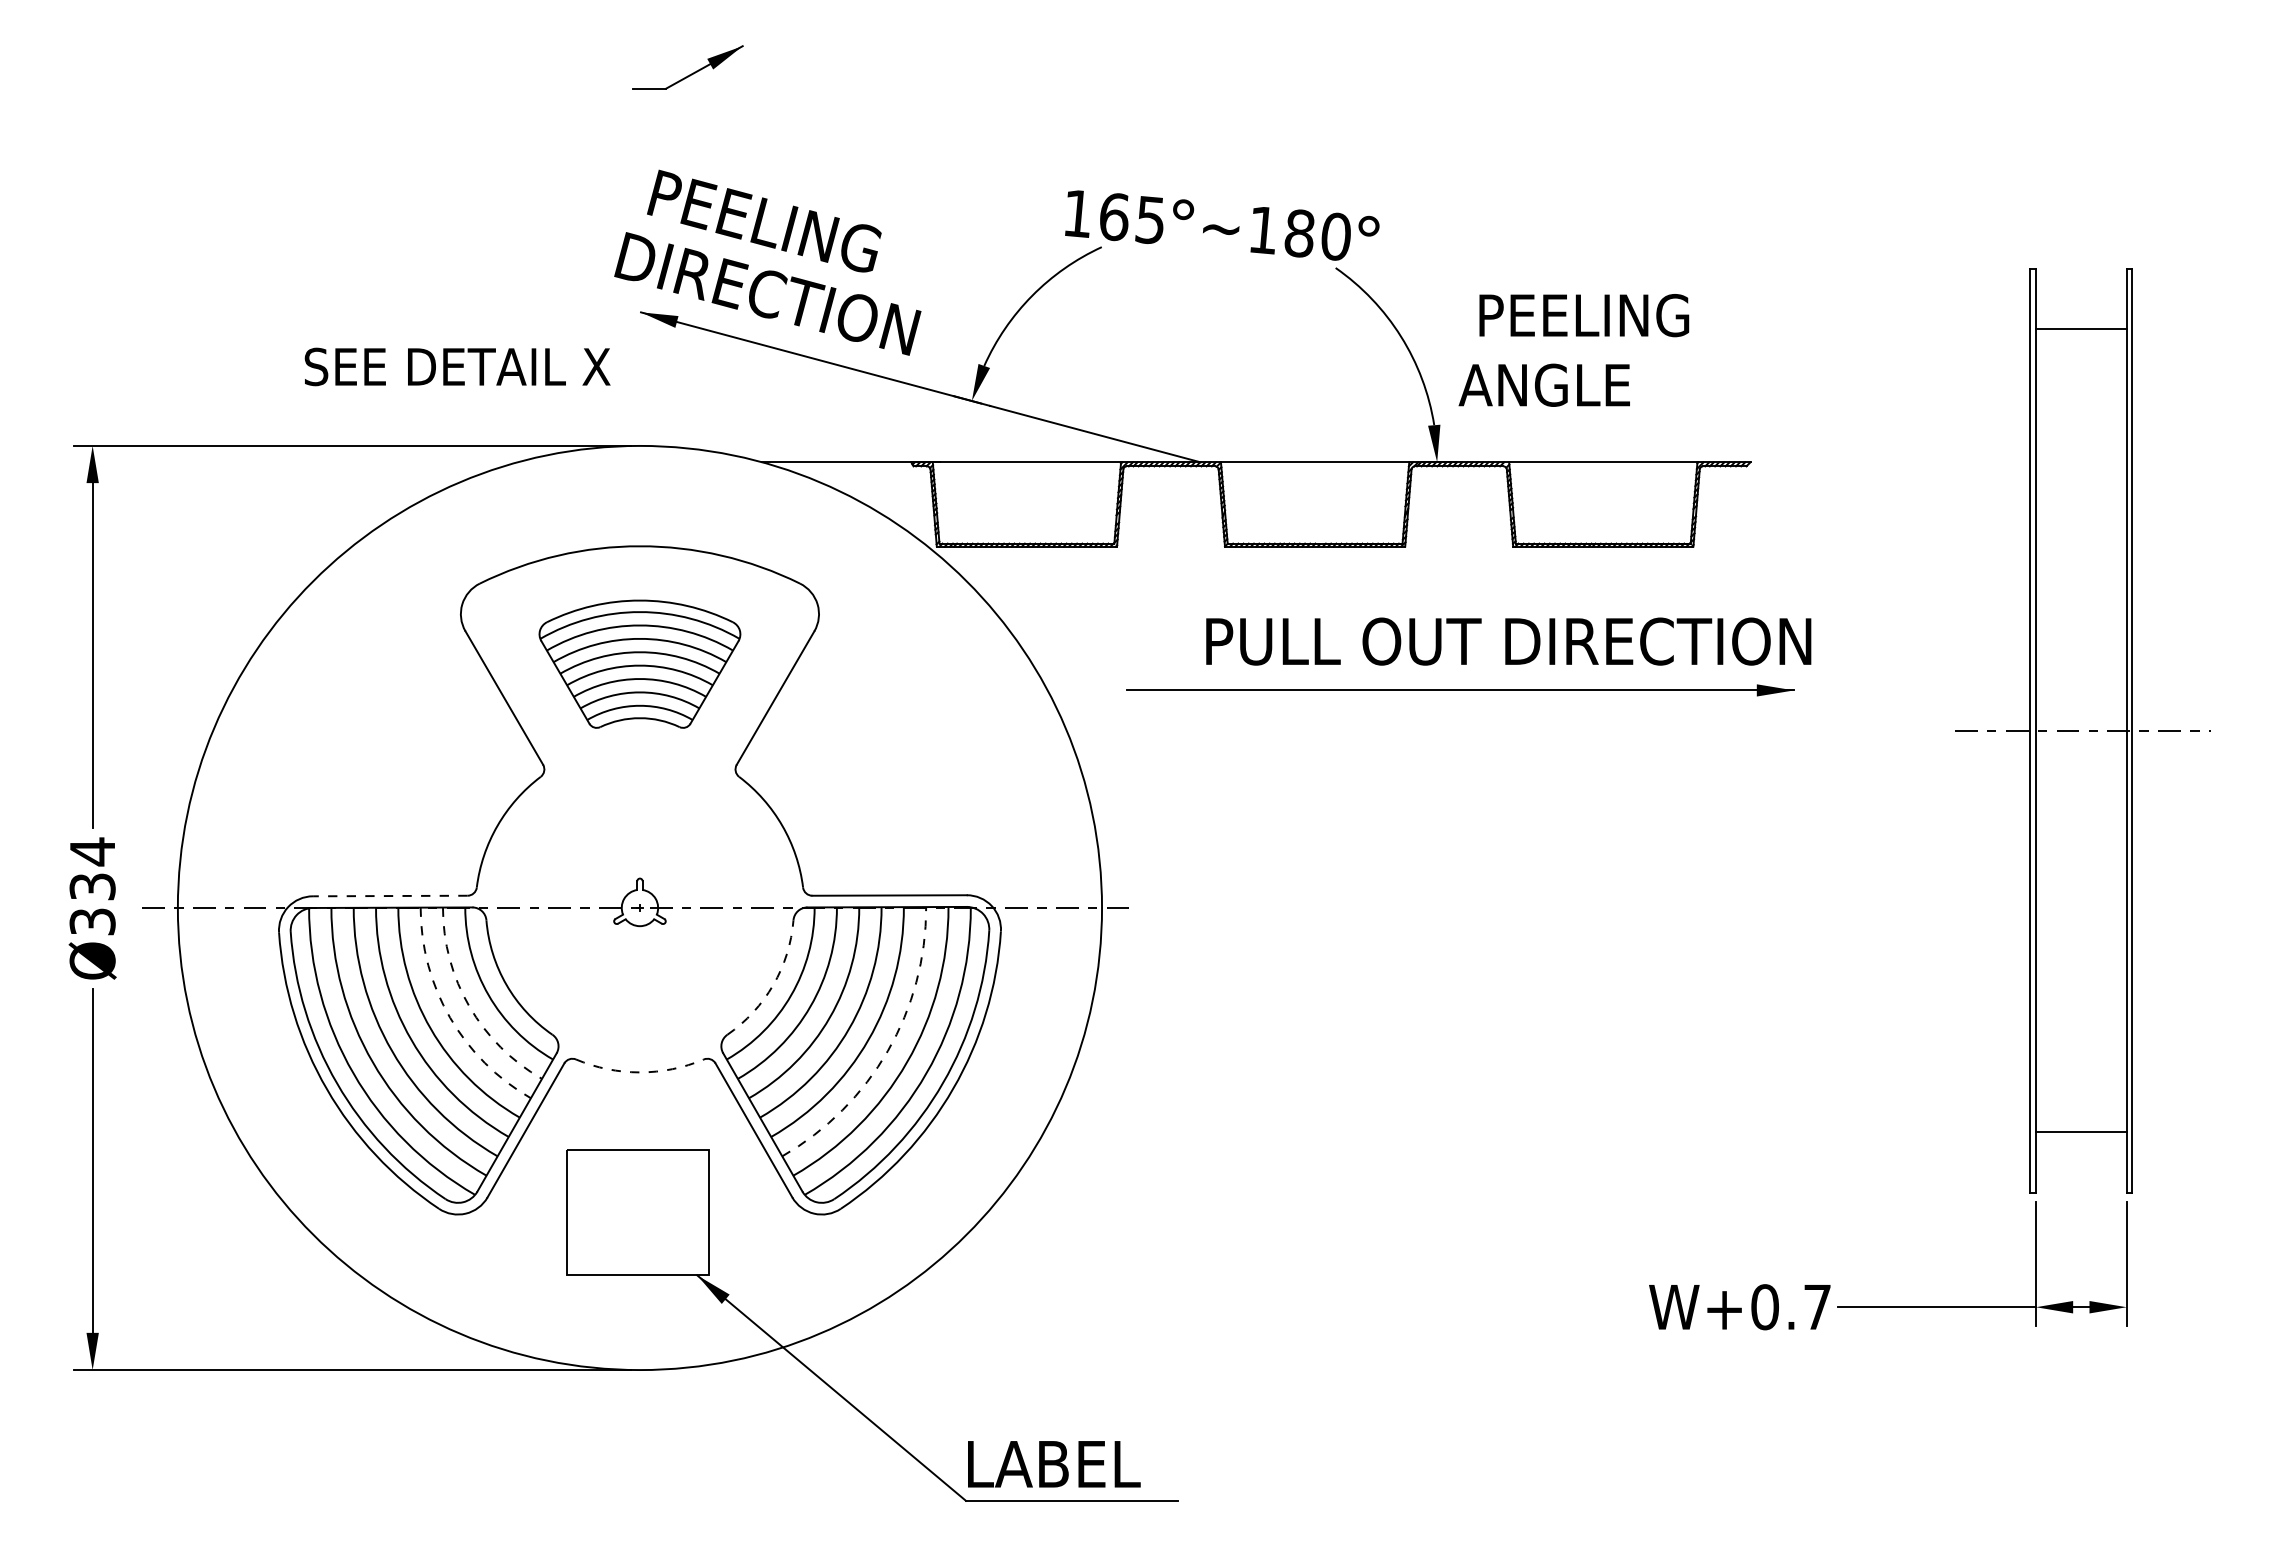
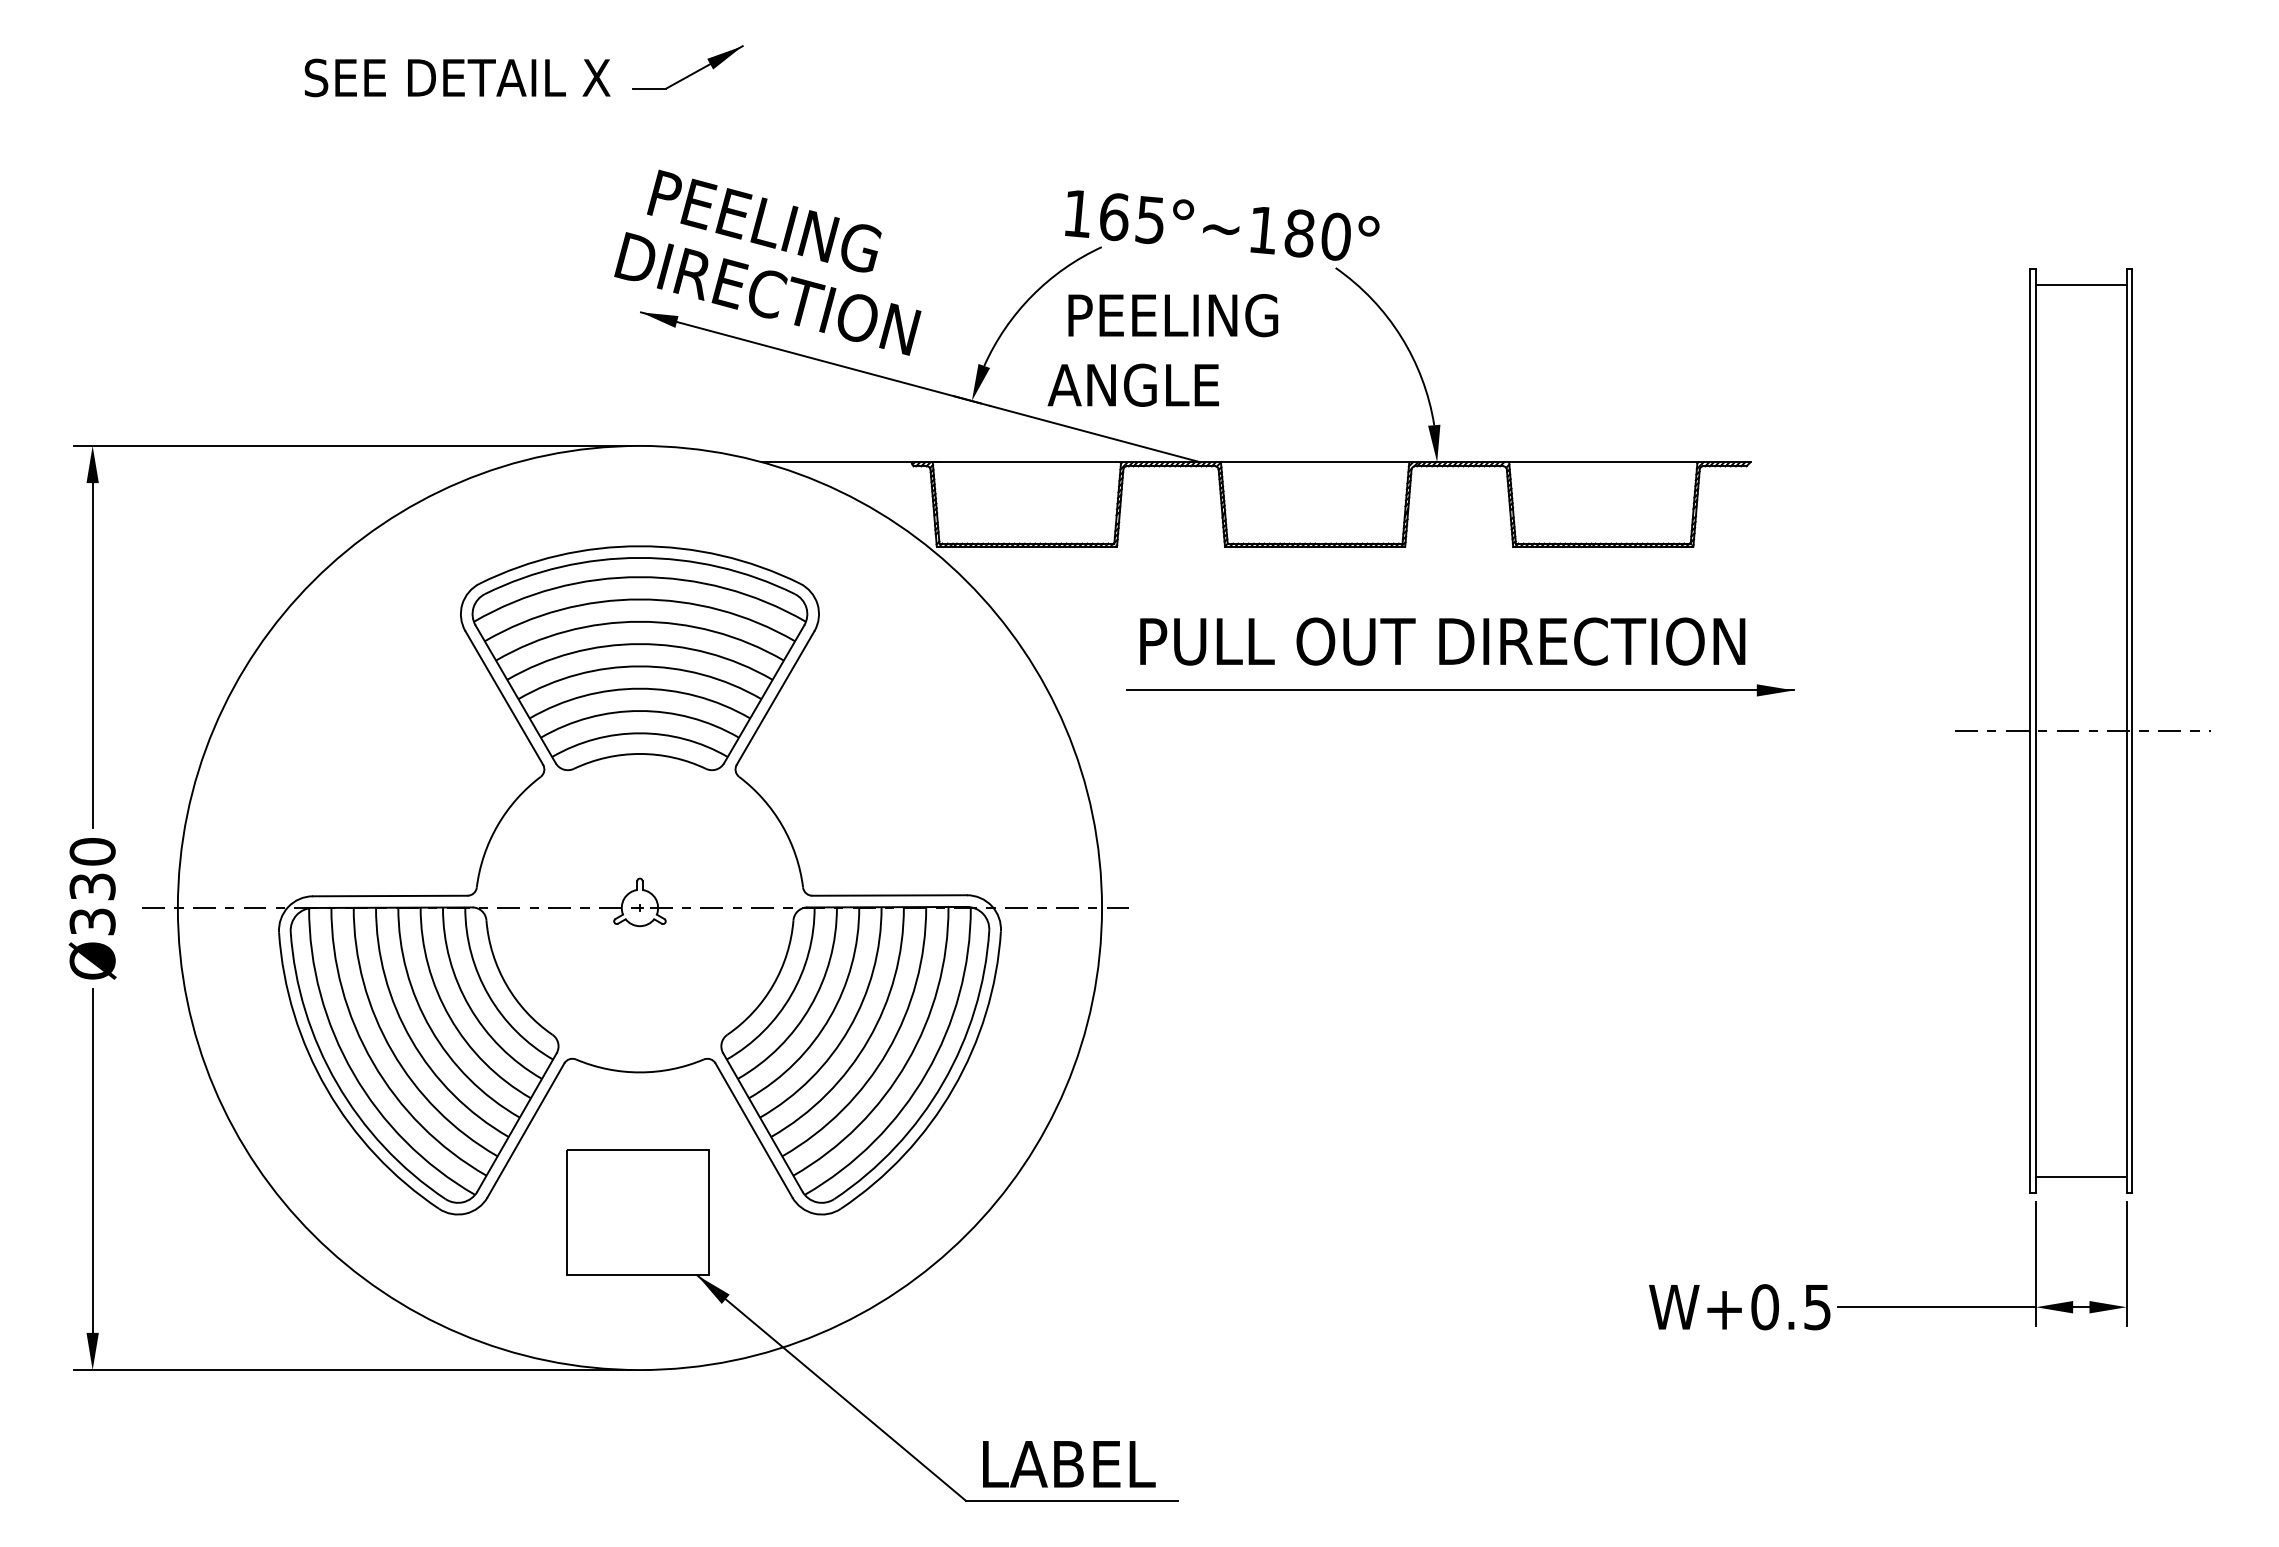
line position: (2080, 329) -> (2080, 285) (2080, 285)
text position: (1573, 350) -> (1162, 350) (1162, 350)
text position: (457, 366) -> (457, 77) (457, 77)
text position: (1508, 641) -> (1442, 641) (1442, 641)
part size: 204x130 px -> 338x215 px (639, 664)
text: Ø334 -> Ø330 (92, 851)
line: dashed -> solid (389, 896)
arc: dashed -> solid (773, 985)
arc: dashed -> solid (469, 1006)
arc: dashed -> solid (450, 1017)
arc: dashed -> solid (887, 1051)
arc: dashed -> solid (639, 1072)
line position: (2080, 1131) -> (2080, 1176) (2080, 1176)
text: W+0.7 -> W+0.5 (1817, 1307)
text position: (1054, 1464) -> (1069, 1464) (1069, 1464)
